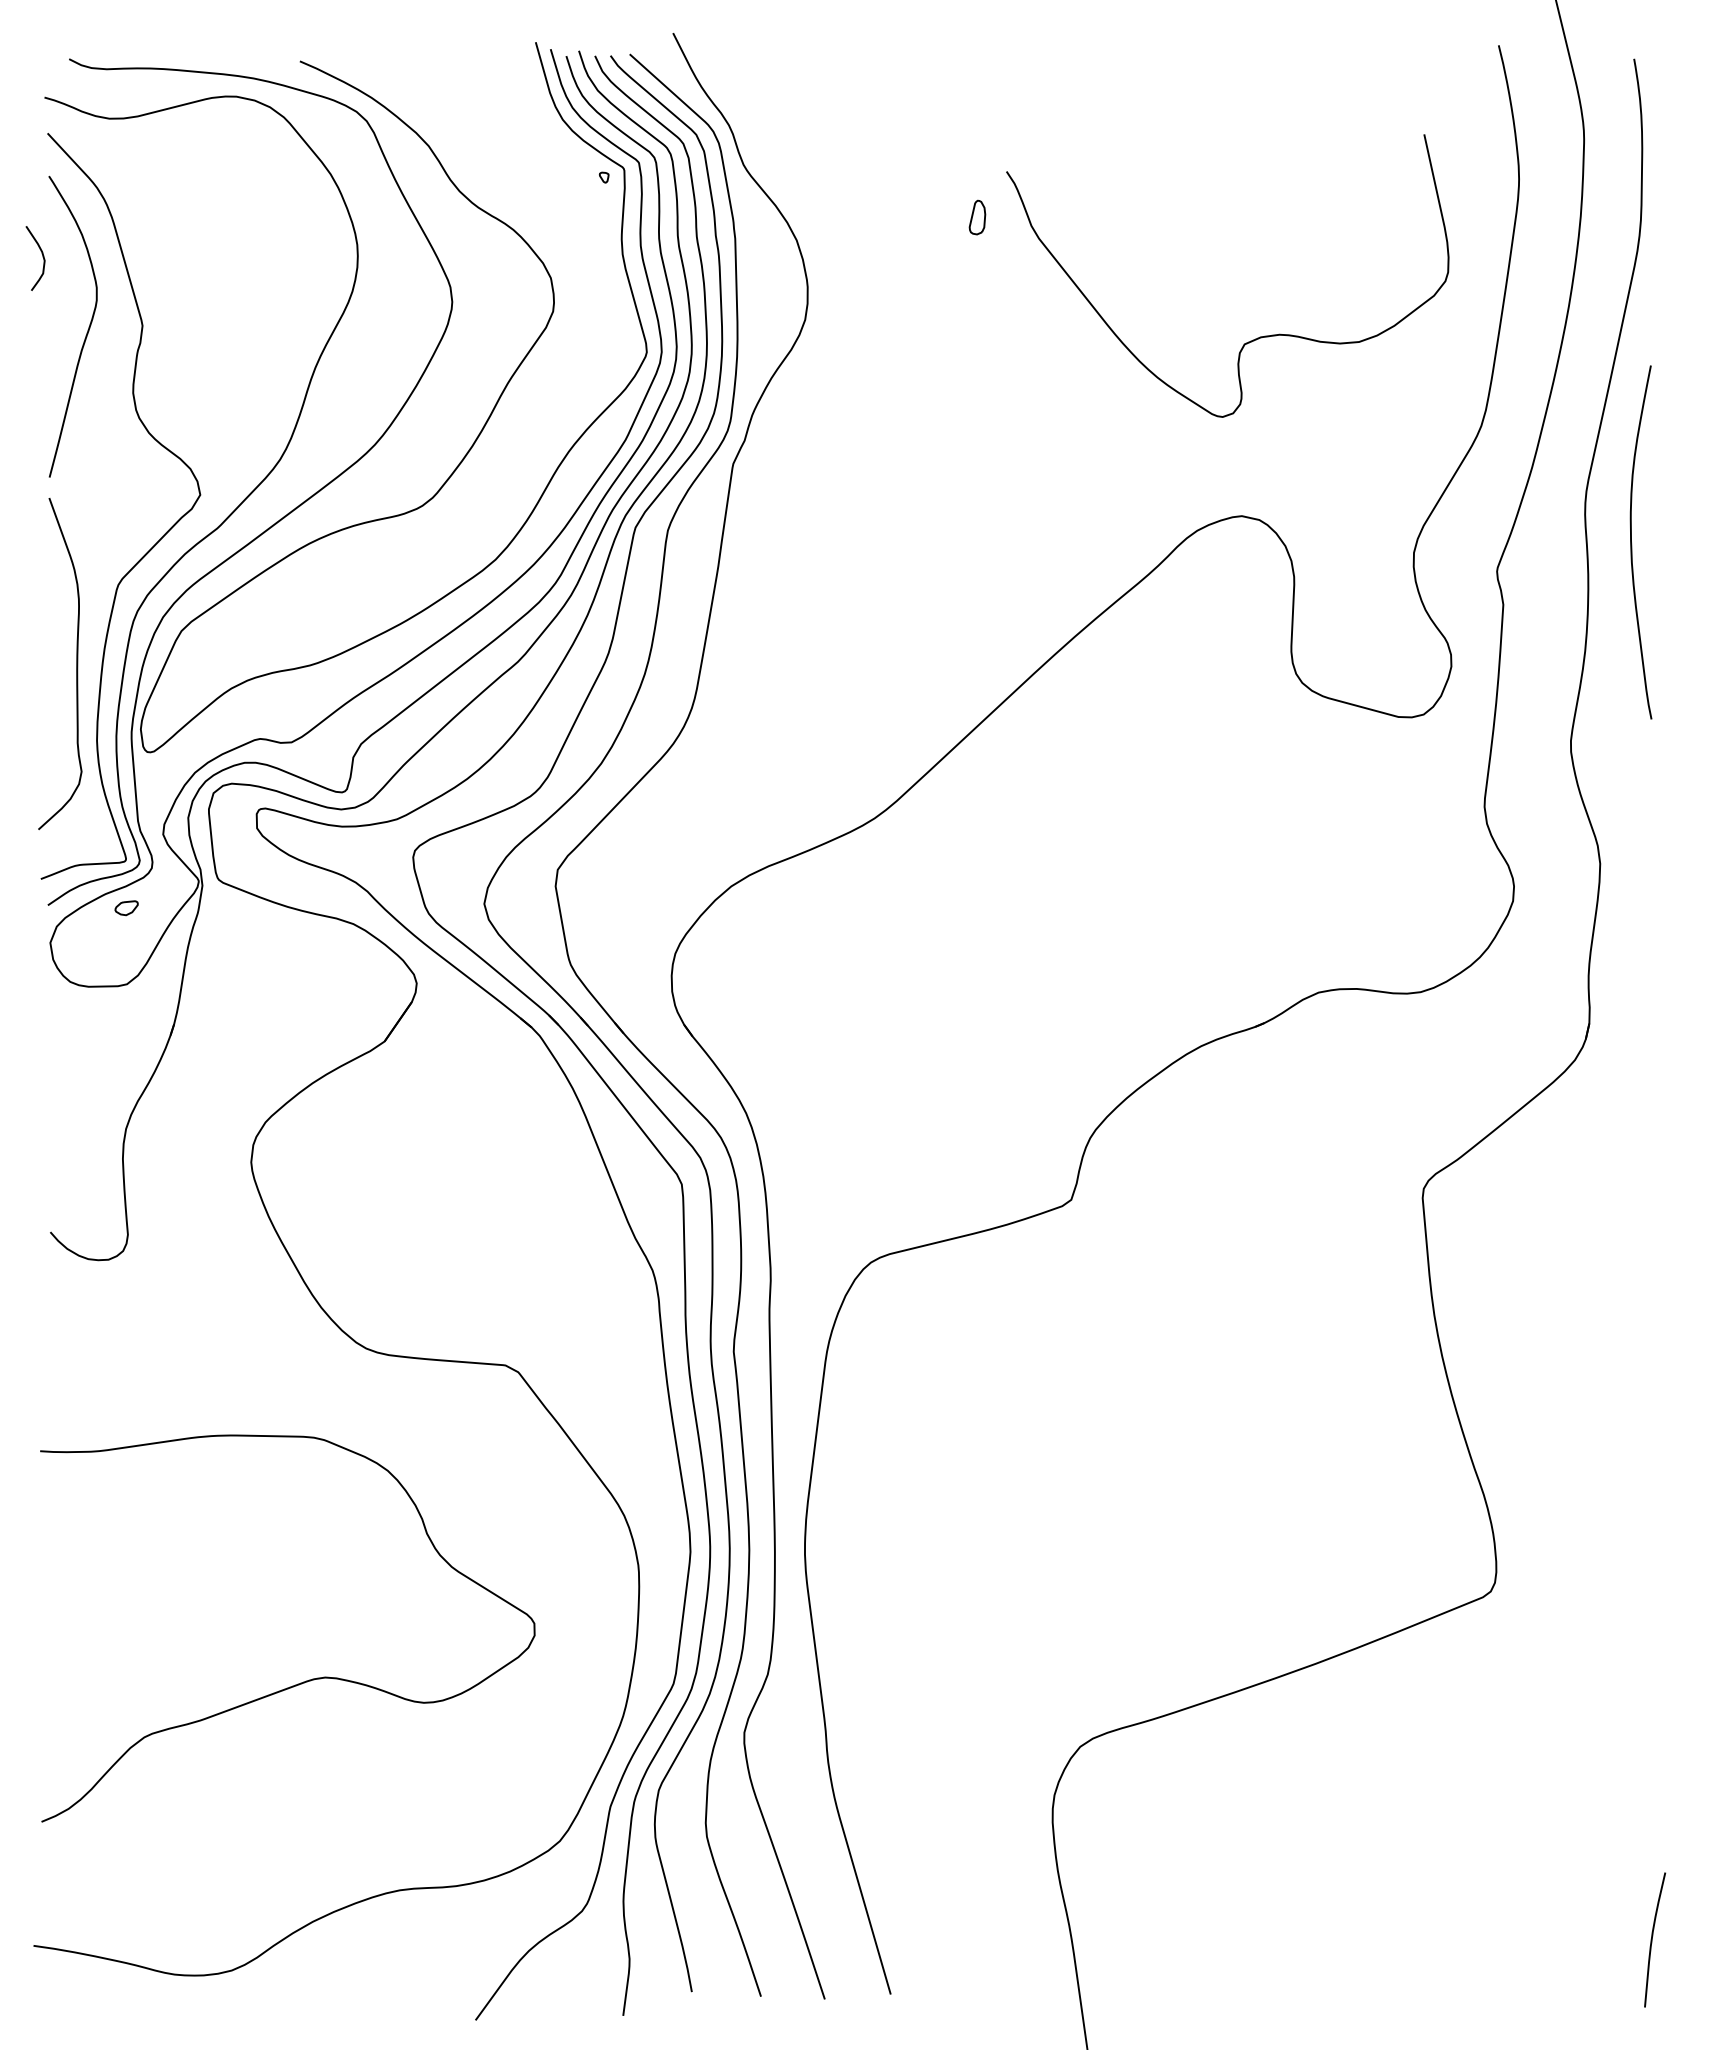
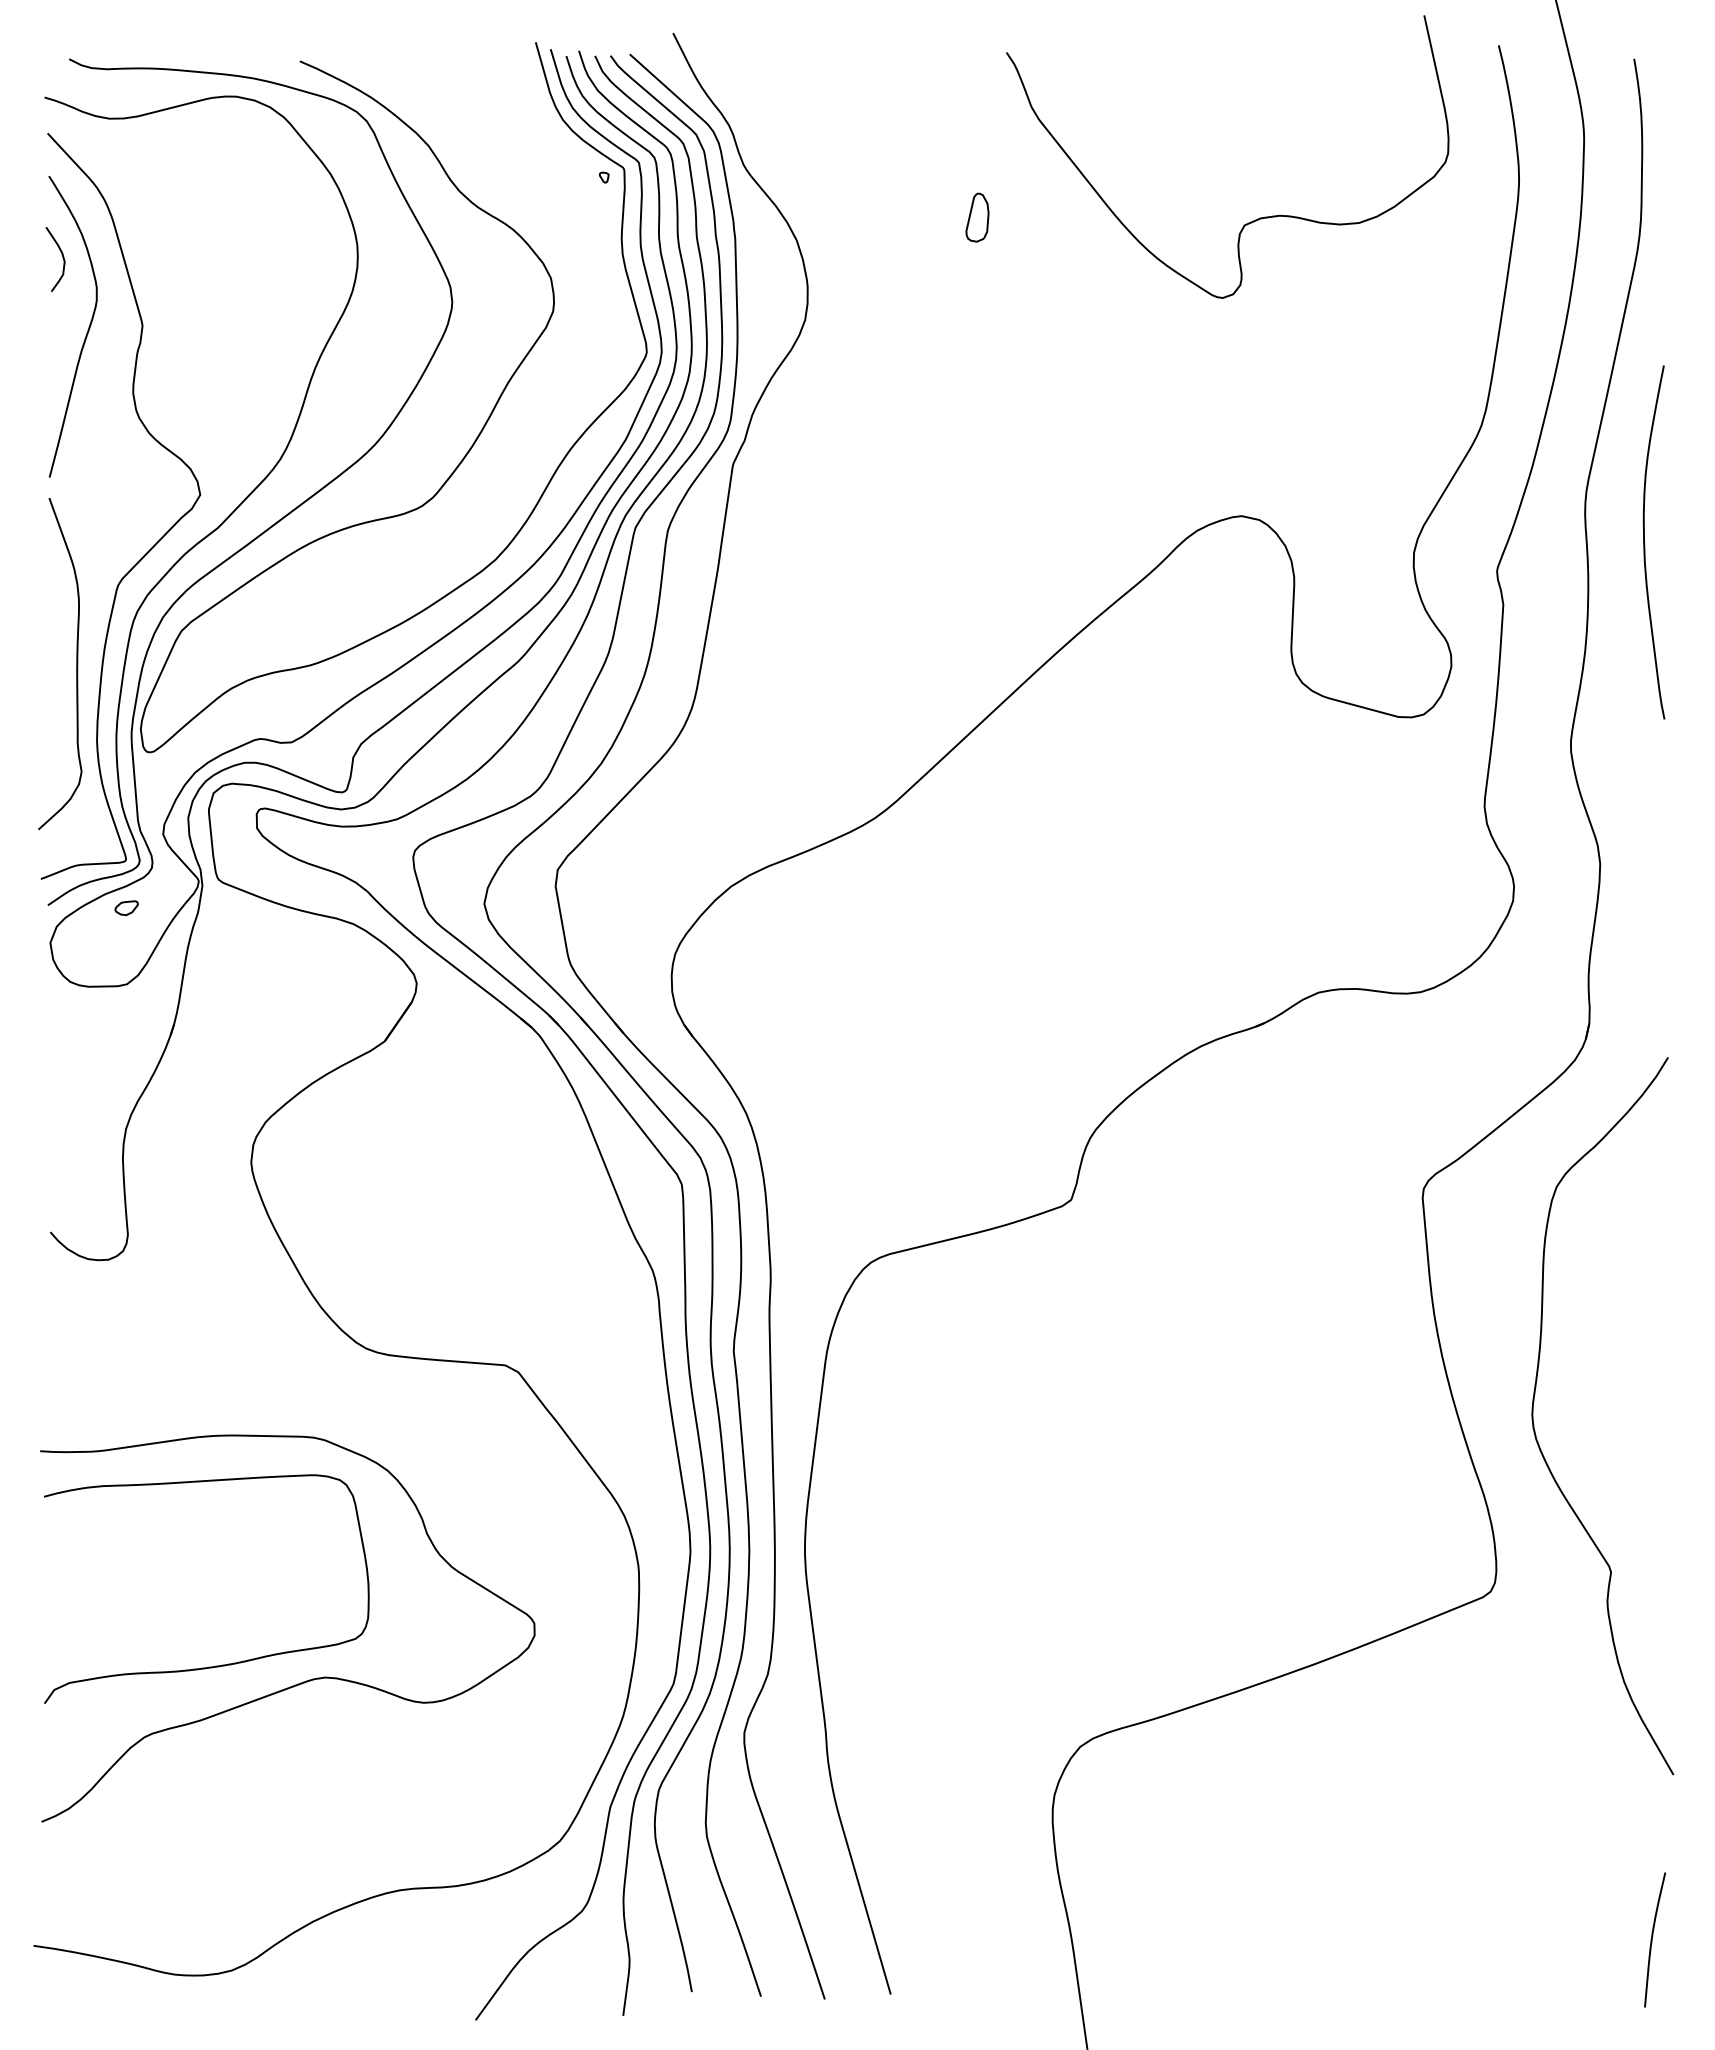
part size: 19x37 px -> 25x51 px (977, 217)
curve position: (42, 257) -> (62, 258) (62, 258)
curve position: (1257, 337) -> (1257, 218) (1257, 218)
curve position: (1632, 544) -> (1645, 544) (1645, 544)
curve: none -> present (1536, 1434)
curve: none -> present (215, 1665)
